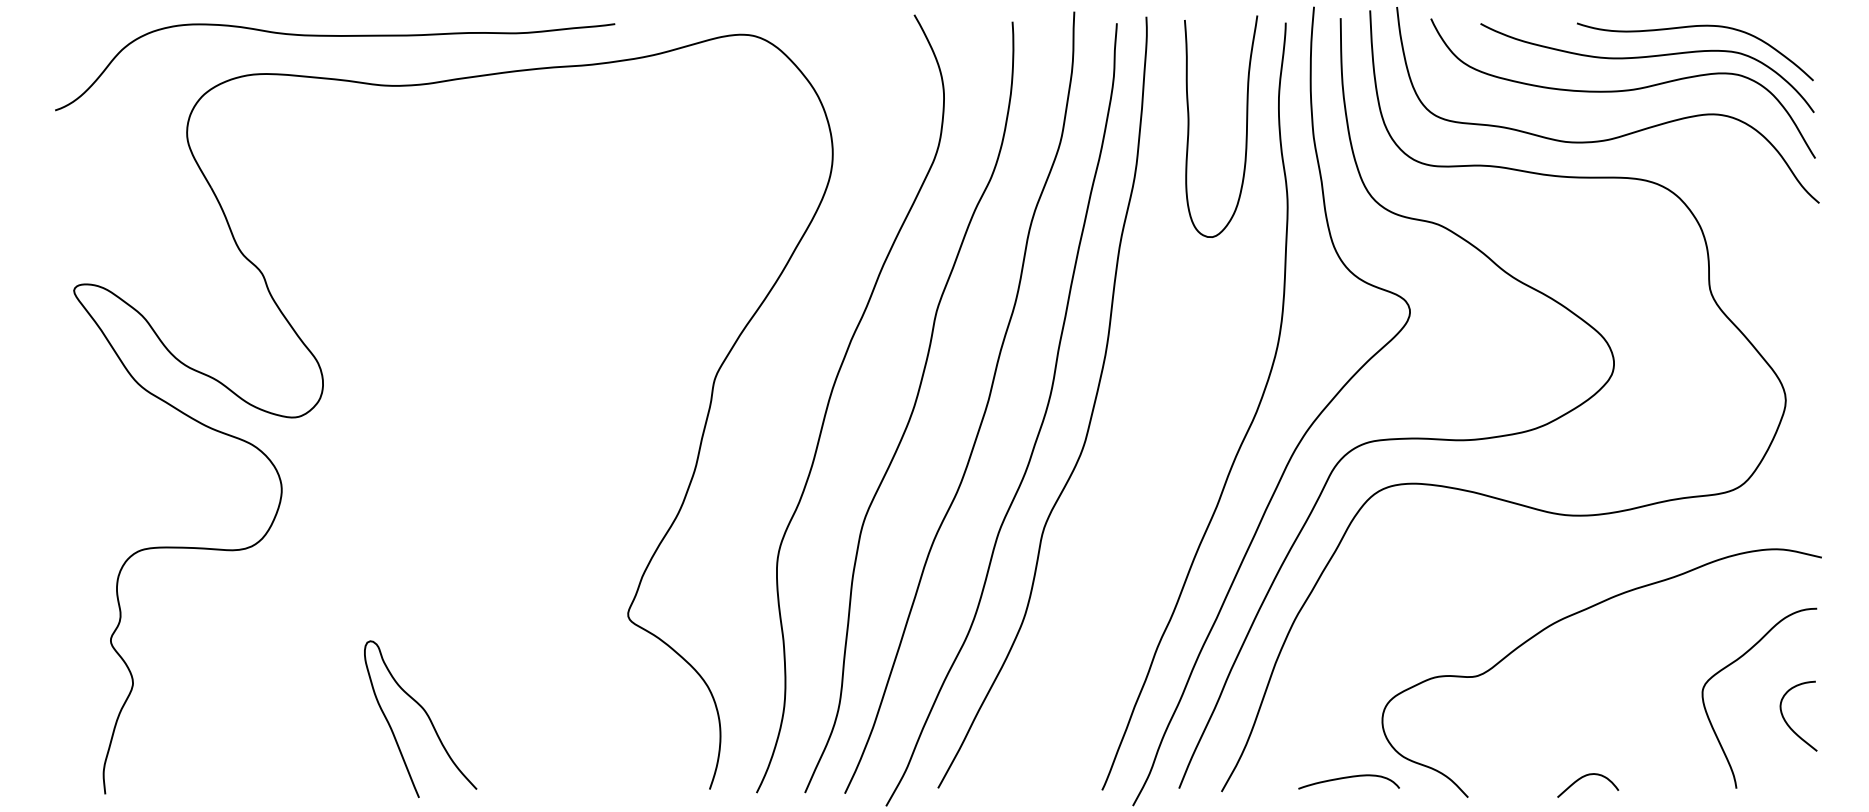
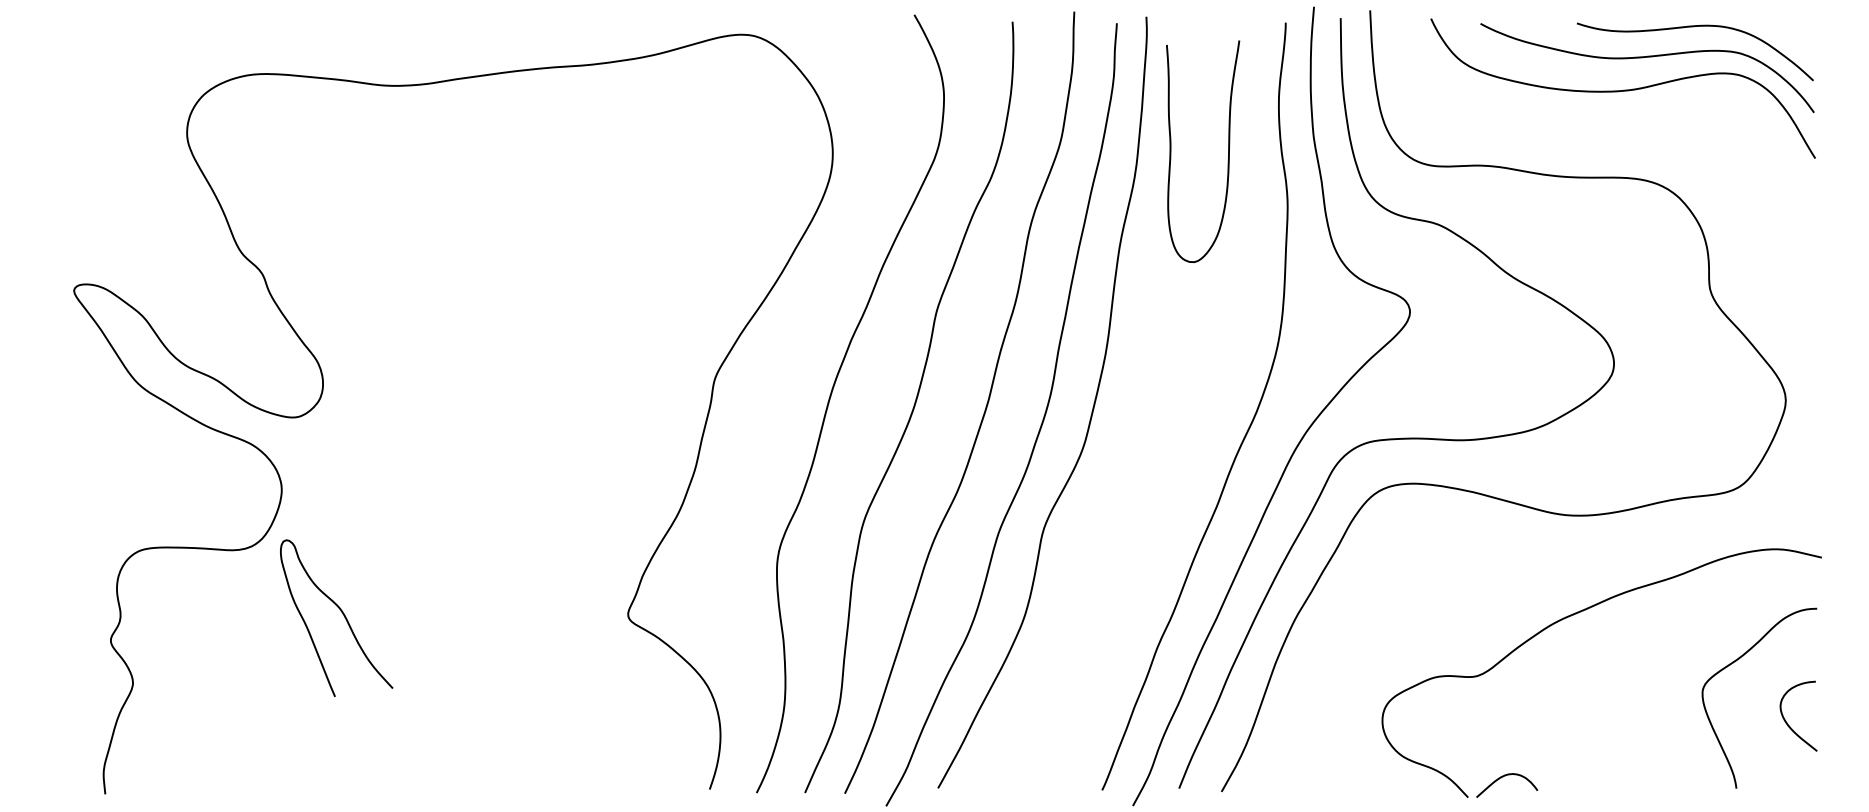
curve: present -> none (335, 36)
curve position: (1246, 126) -> (1228, 151) (1228, 151)
curve: present -> none (1616, 136)
curve position: (426, 715) -> (342, 614) (342, 614)
curve position: (1584, 777) -> (1503, 777) (1503, 777)
curve: present -> none (1348, 778)
